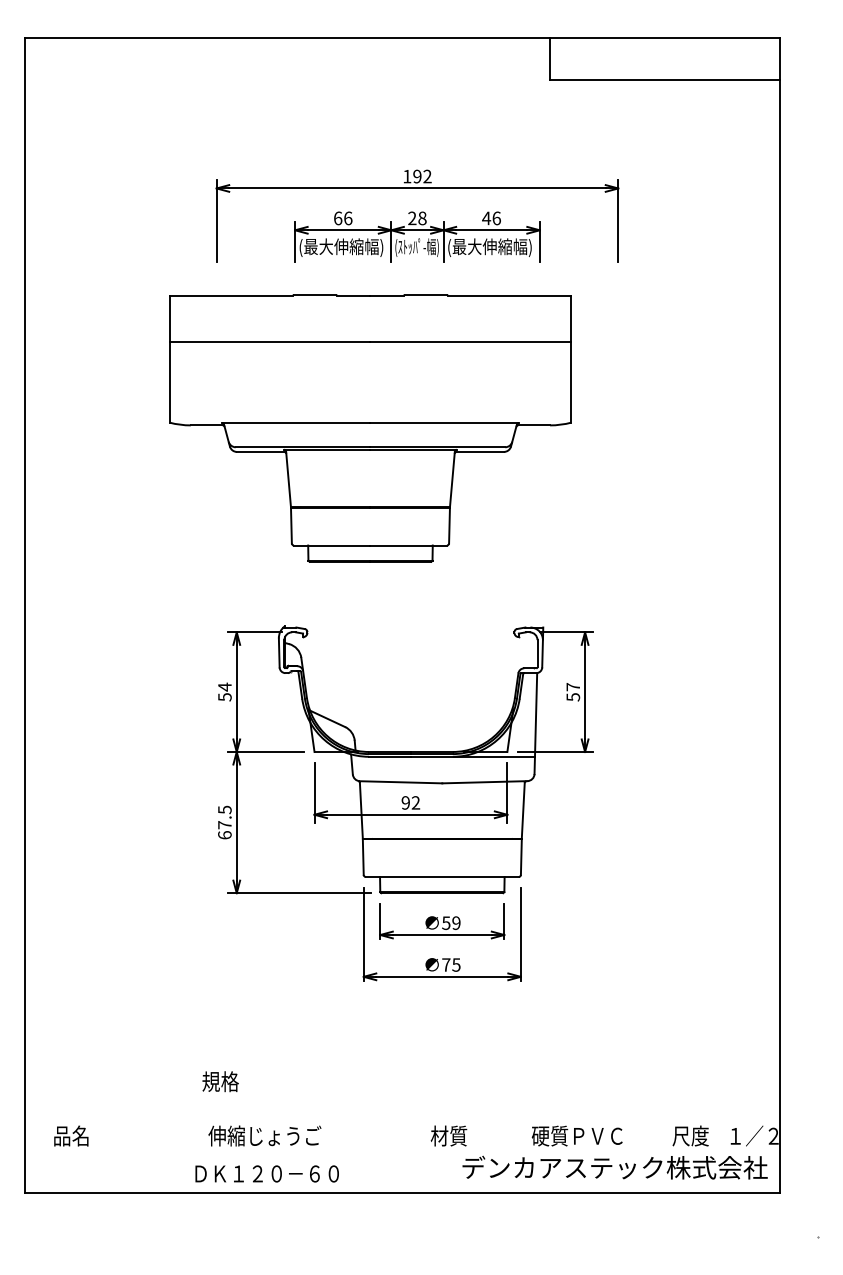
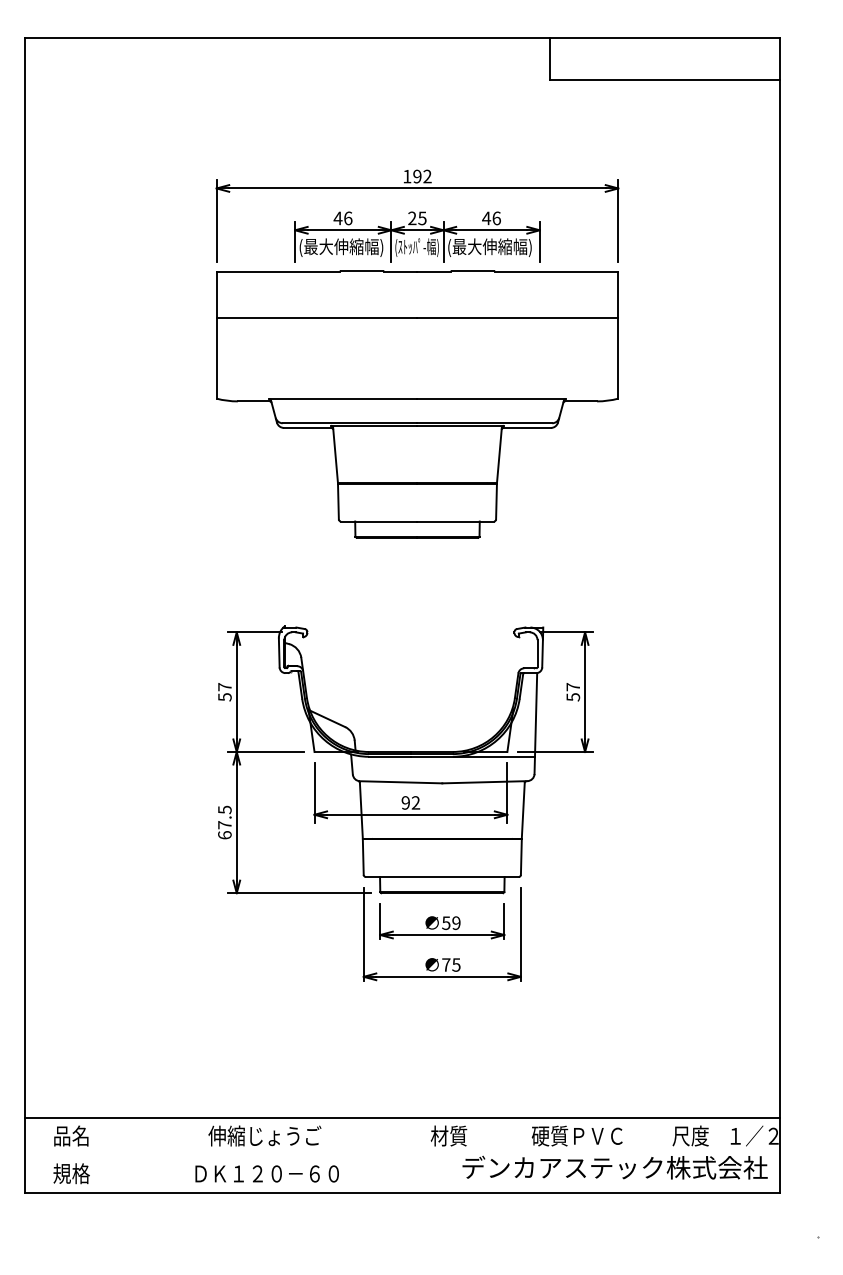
text: 66 -> 46 (337, 218)
text: 28 -> 25 (422, 218)
part position: (370, 428) -> (417, 404) (417, 404)
text: 54 -> 57 (224, 686)
text position: (220, 1081) -> (71, 1173) (71, 1173)
line: none -> present (402, 1117)
